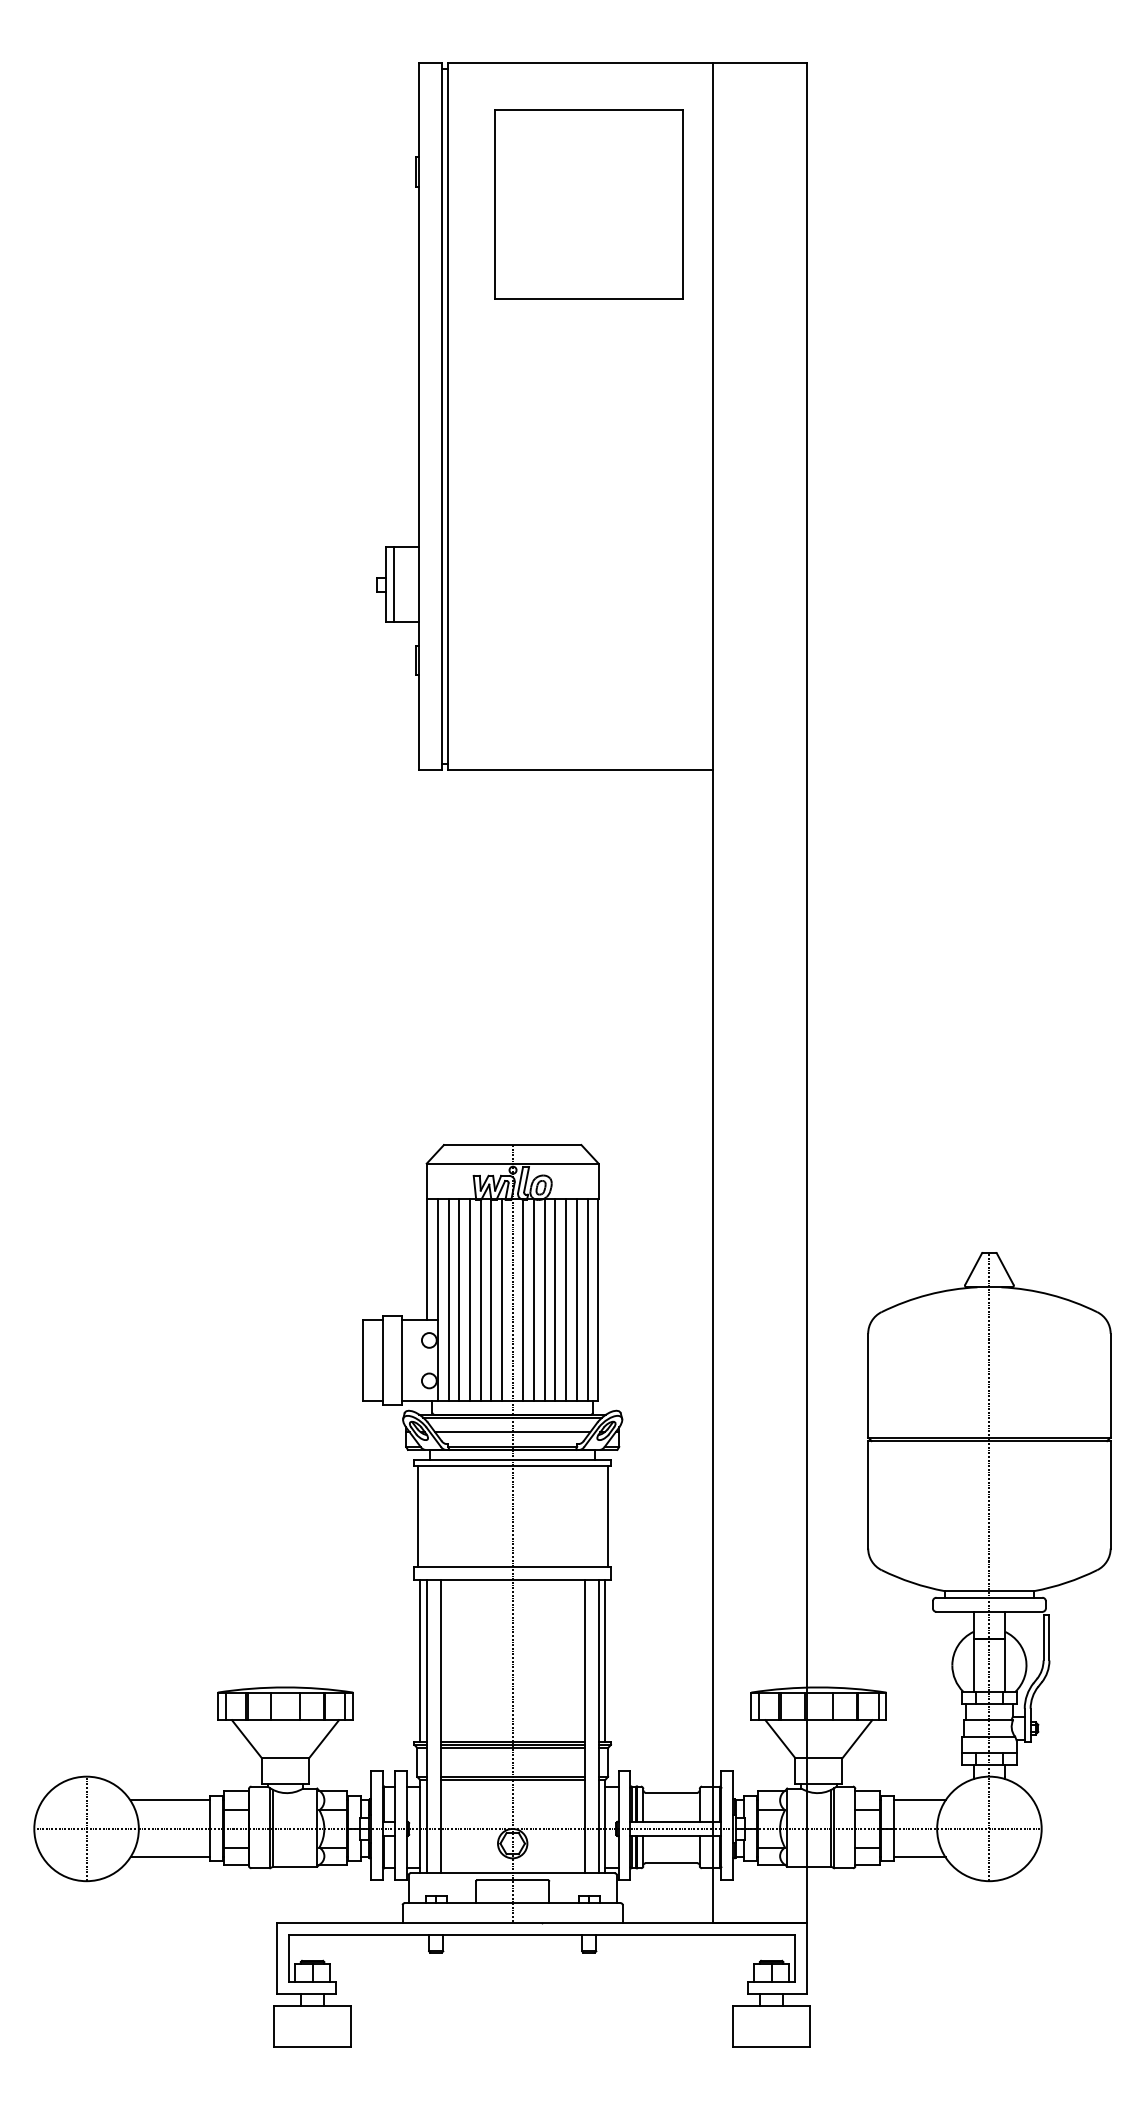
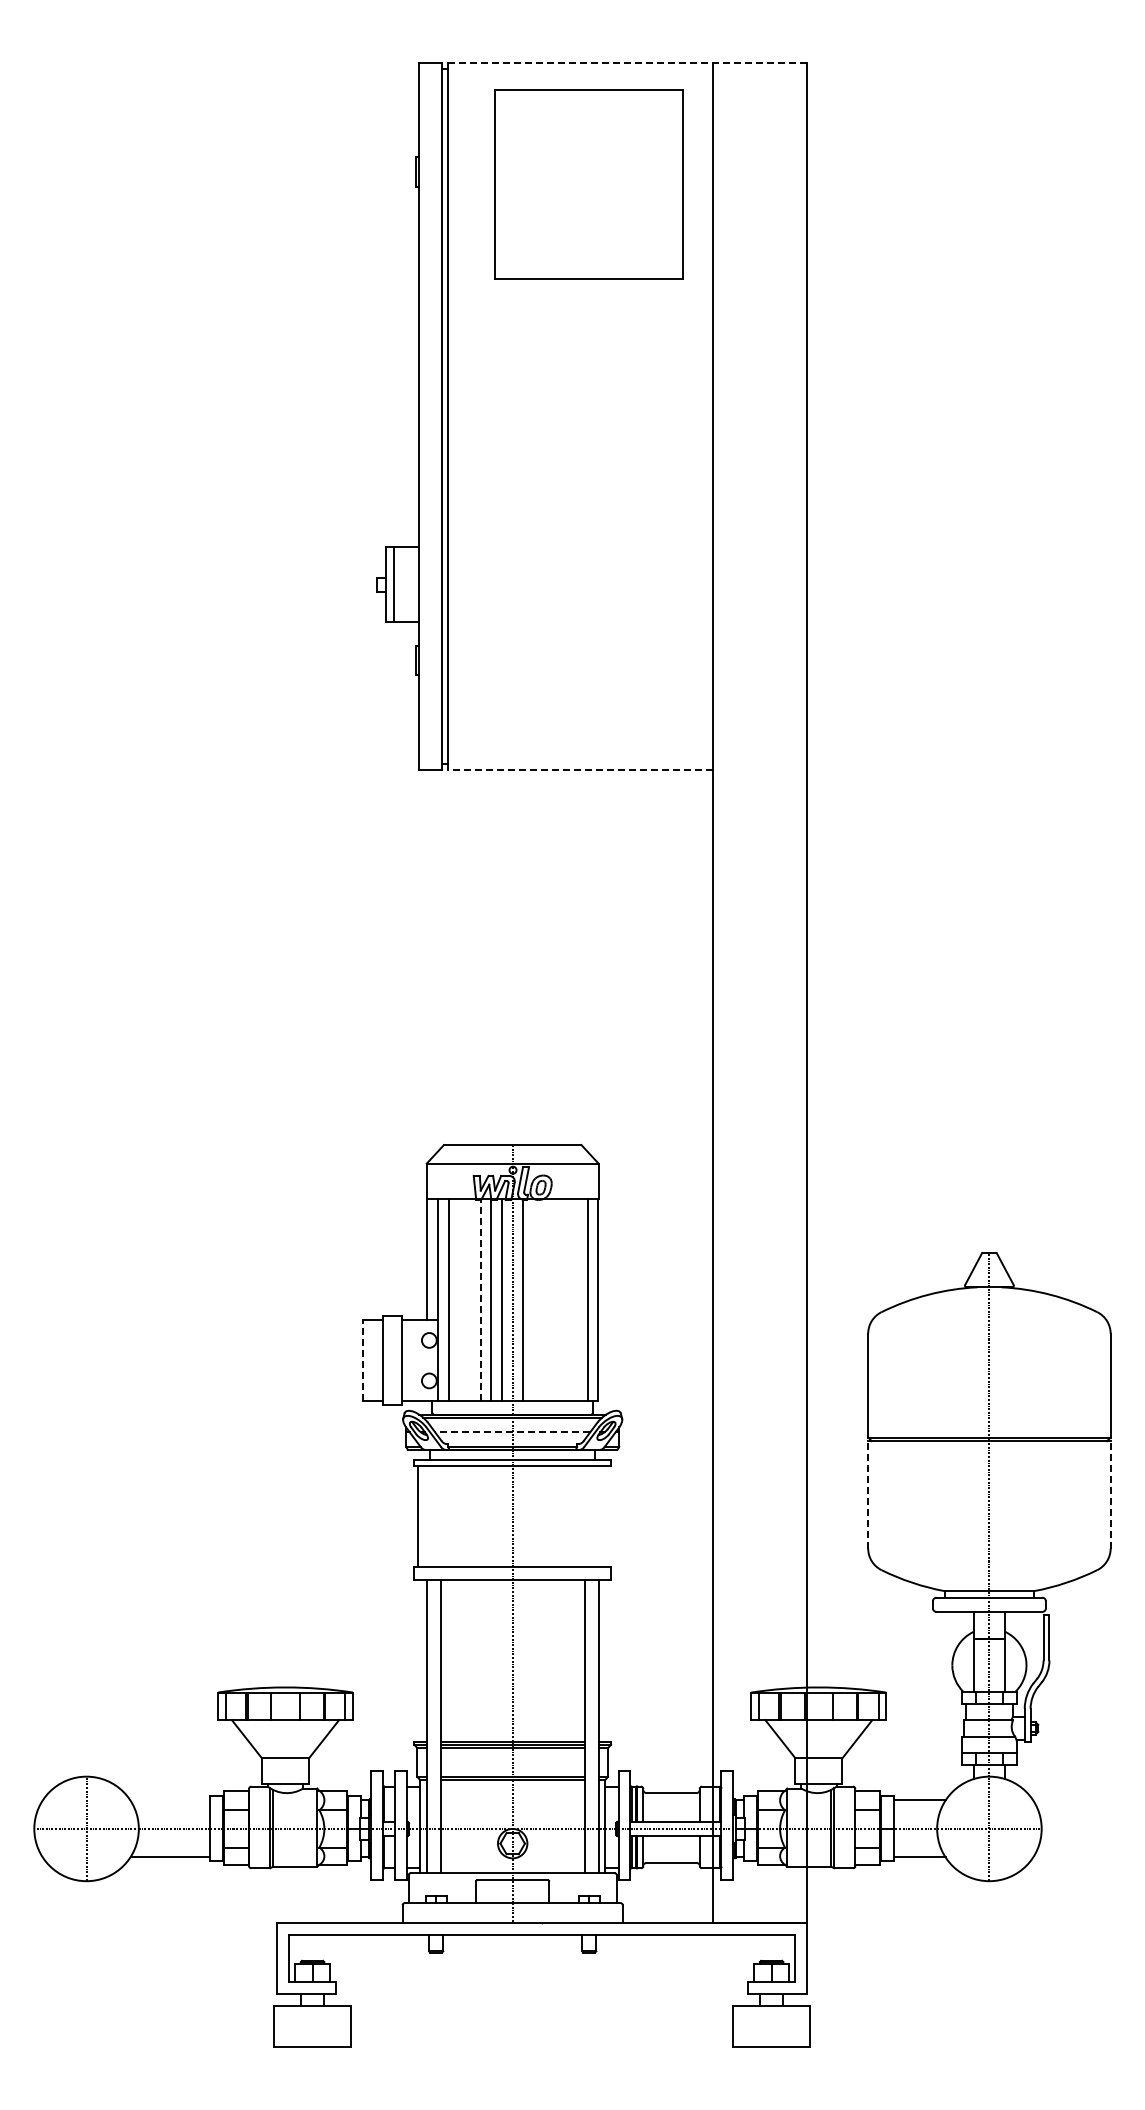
line: solid -> dashed (627, 63)
part position: (588, 204) -> (588, 184) (588, 184)
line: solid -> dashed (579, 769)
line: present -> none (459, 1299)
line: present -> none (469, 1299)
line: solid -> dashed (480, 1299)
line: present -> none (534, 1299)
line: present -> none (544, 1299)
line: present -> none (555, 1299)
line: present -> none (566, 1299)
line: present -> none (576, 1299)
line: solid -> dashed (363, 1360)
line: solid -> dashed (512, 1432)
line: solid -> dashed (868, 1494)
line: solid -> dashed (1110, 1494)
line: present -> none (607, 1516)
line: present -> none (420, 1660)
line: present -> none (605, 1660)
line: present -> none (170, 1800)
